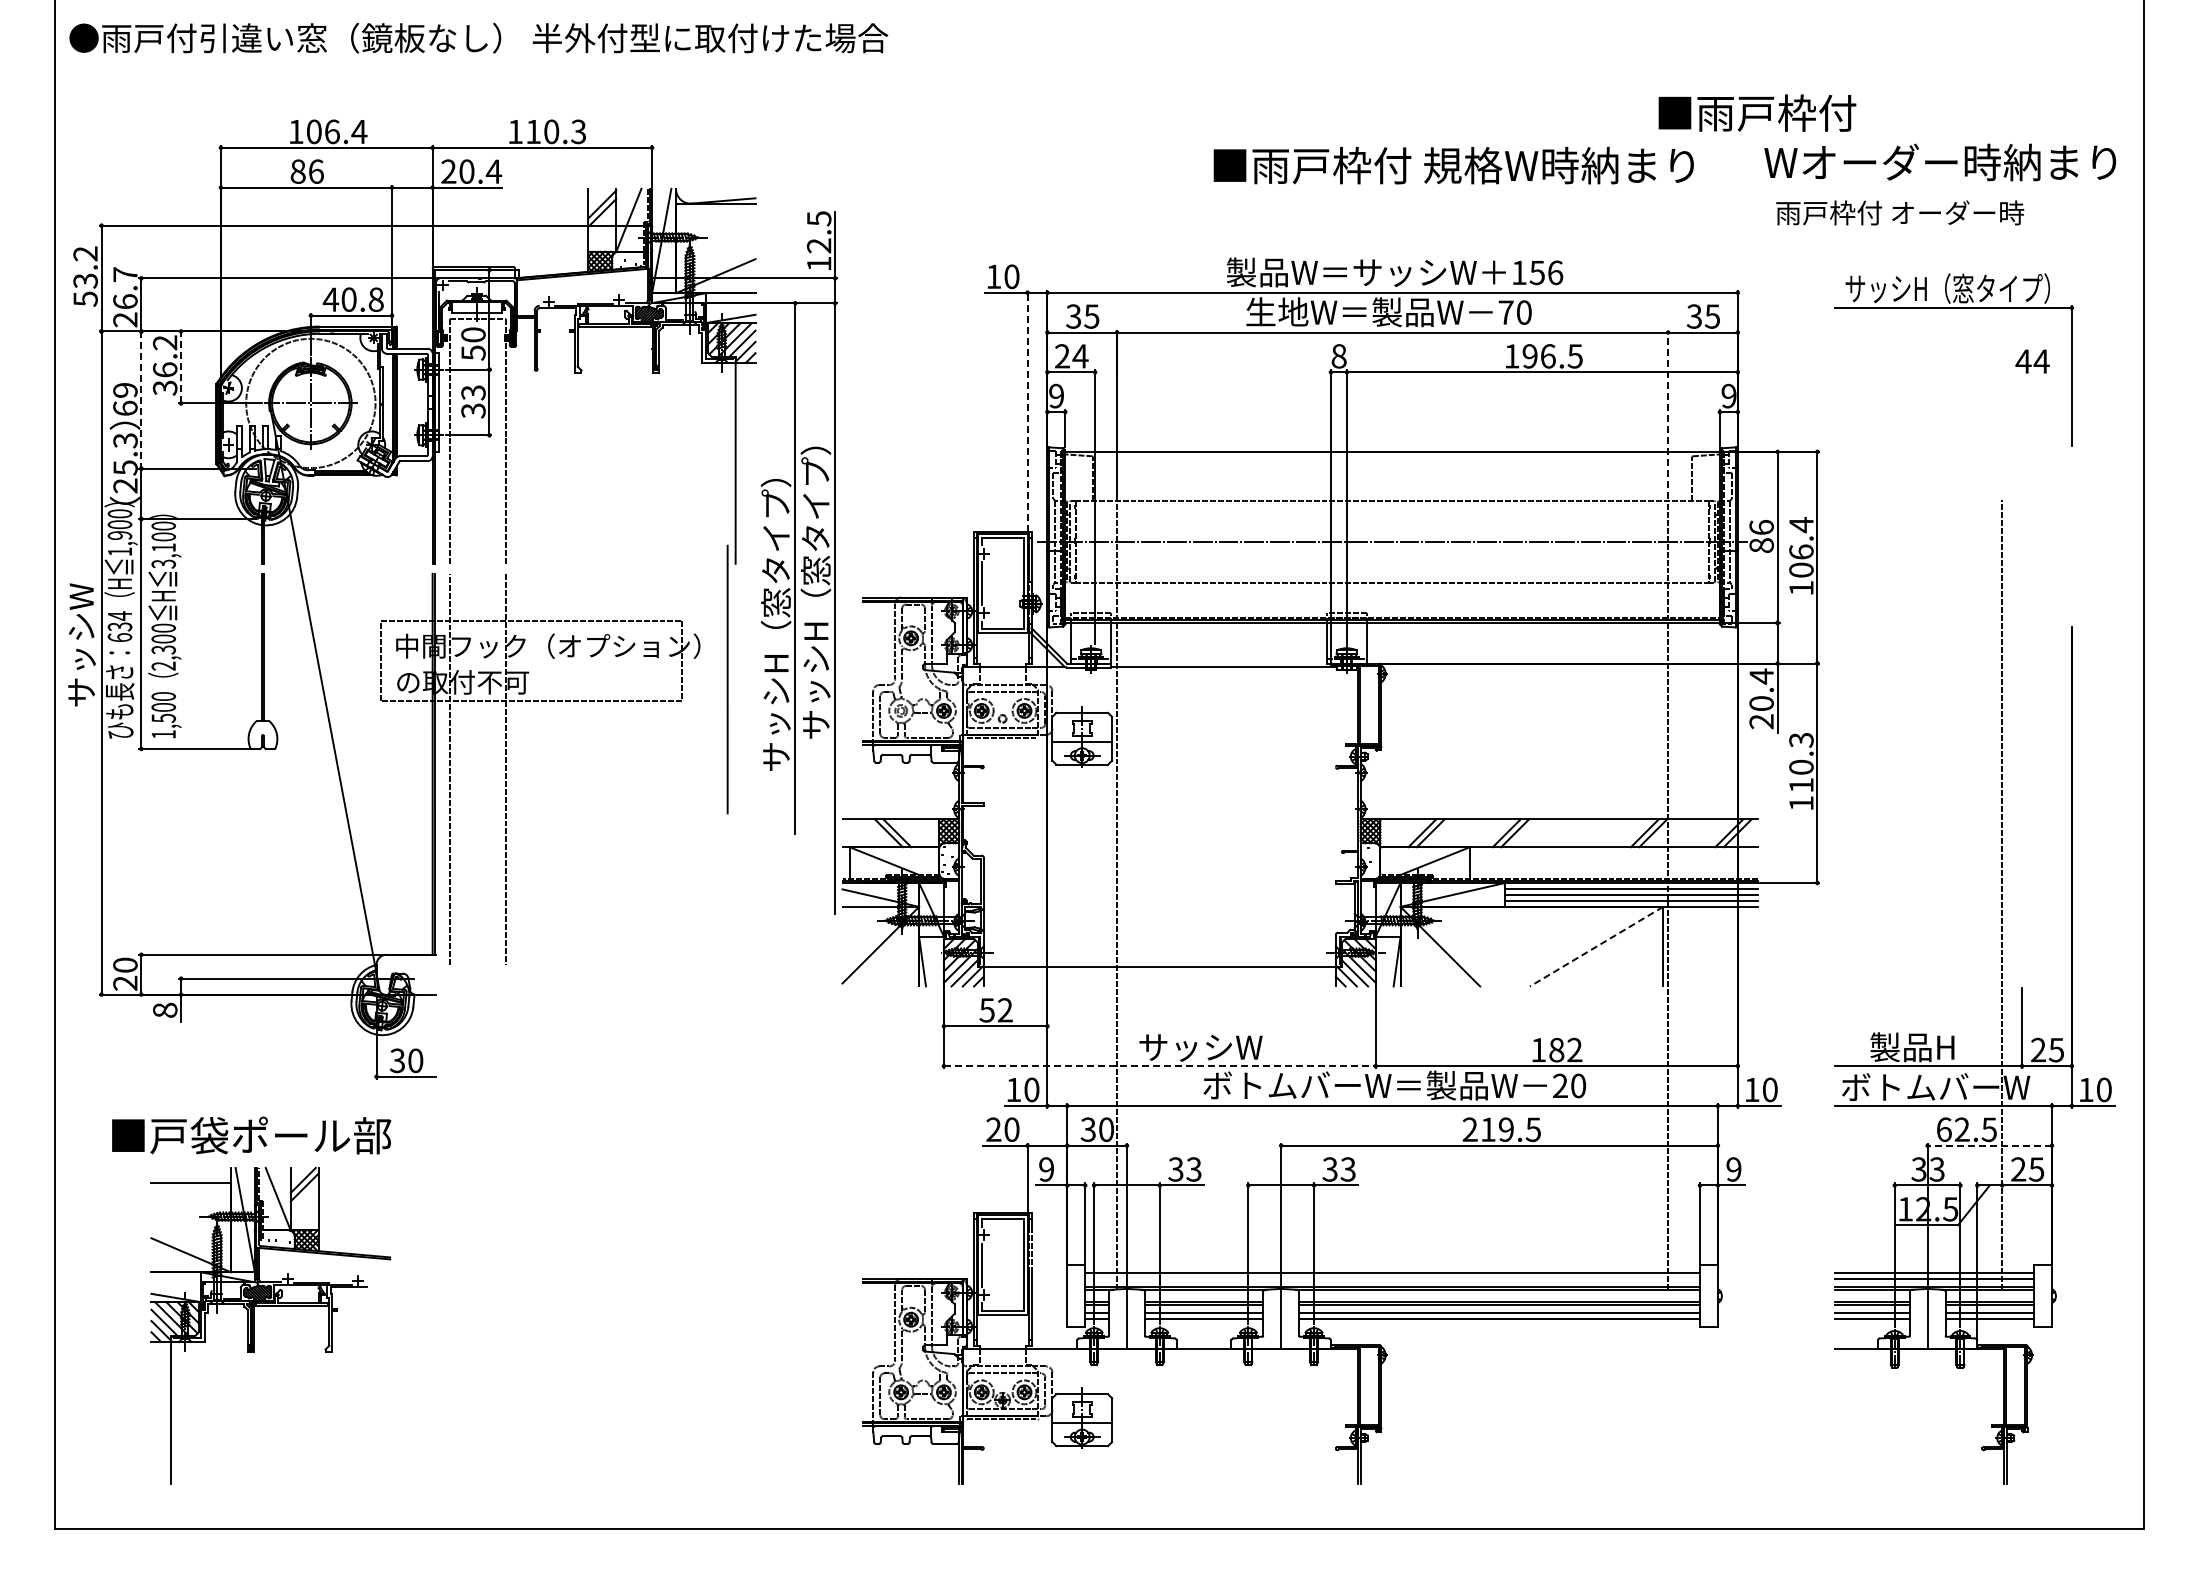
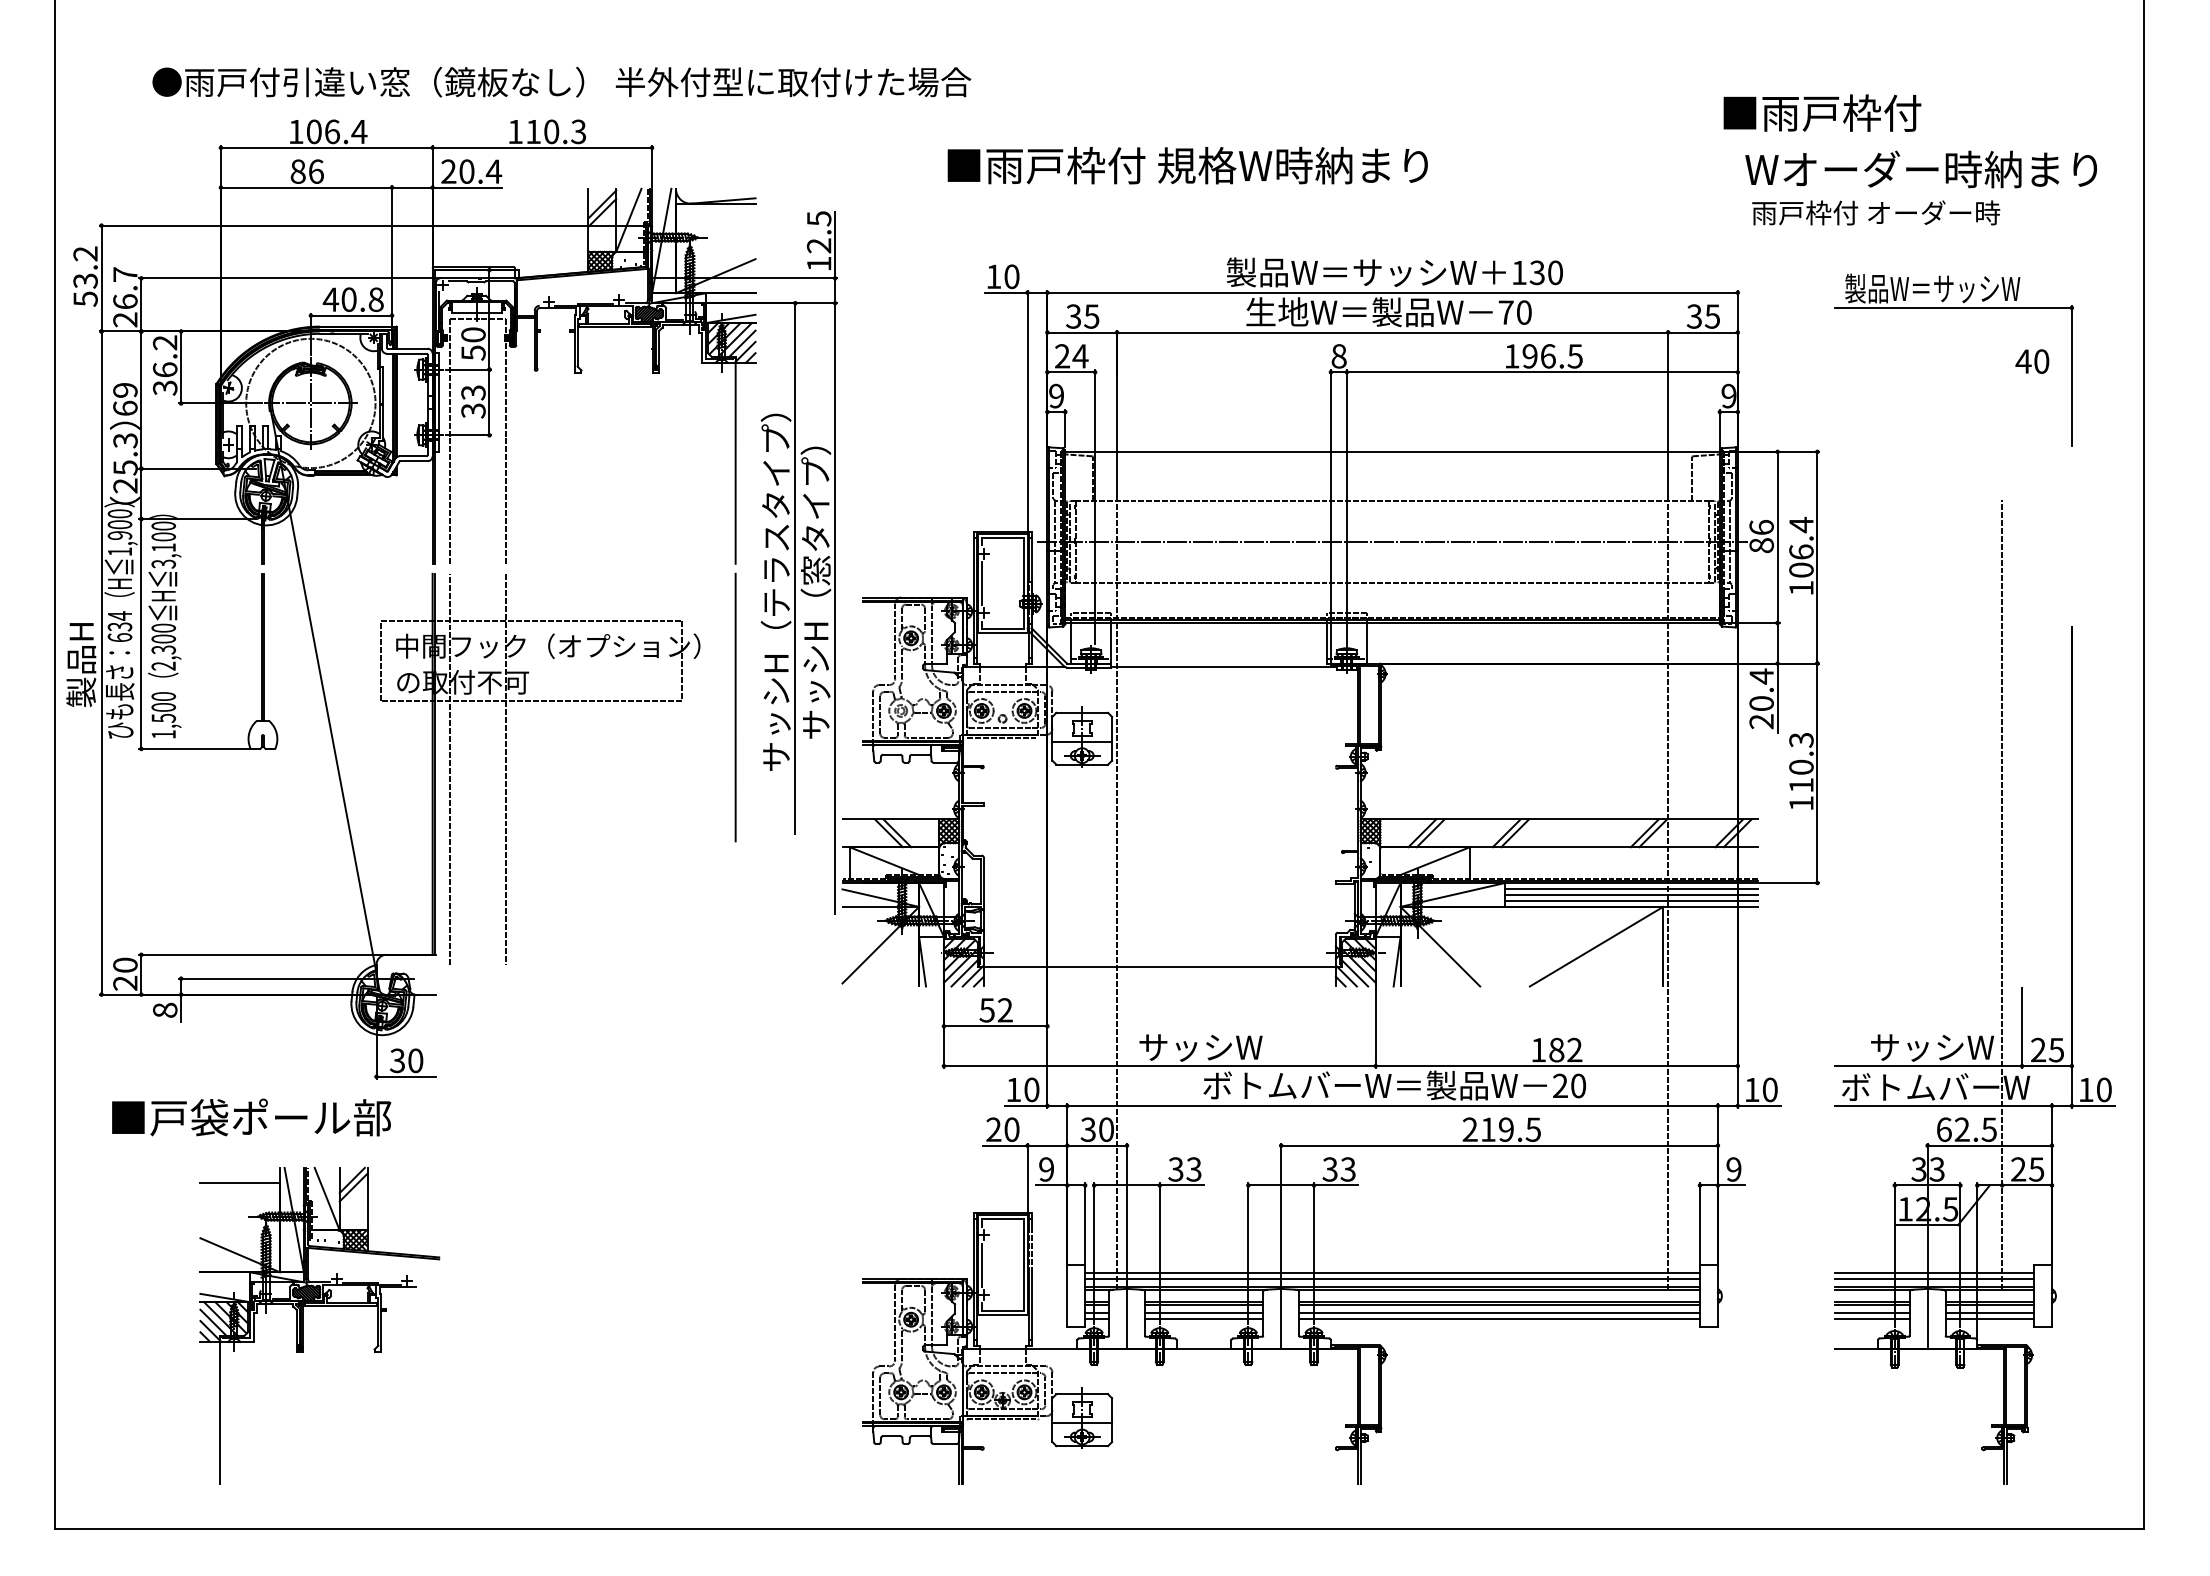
text position: (478, 38) -> (561, 82) (561, 82)
text position: (1757, 112) -> (1822, 112) (1822, 112)
text position: (1939, 162) -> (1920, 169) (1920, 169)
text position: (1453, 165) -> (1187, 165) (1187, 165)
text position: (1900, 212) -> (1876, 212) (1876, 212)
text: 156 -> 130 (1546, 272)
text: サッシH（窓タイプ） -> 製品W＝サッシW (1947, 288)
text: 44 -> 40 (2041, 361)
line: dashed -> solid (181, 366)
line: dashed -> solid (141, 400)
line: dashed -> solid (1027, 411)
line: dashed -> solid (1668, 414)
text: サッシH（窓タイプ） -> サッシH（テラスタイプ） (775, 515)
text: サッシW -> 製品H (81, 645)
line position: (727, 679) -> (735, 707) (735, 707)
line: dashed -> solid (1596, 946)
text: 製品H -> サッシW (1932, 1047)
line: dashed -> solid (1159, 1066)
text position: (251, 1135) -> (251, 1117) (251, 1117)
line: dashed -> solid (1989, 1145)
line: none -> present (1392, 1279)
part position: (254, 1325) -> (303, 1325) (303, 1325)
